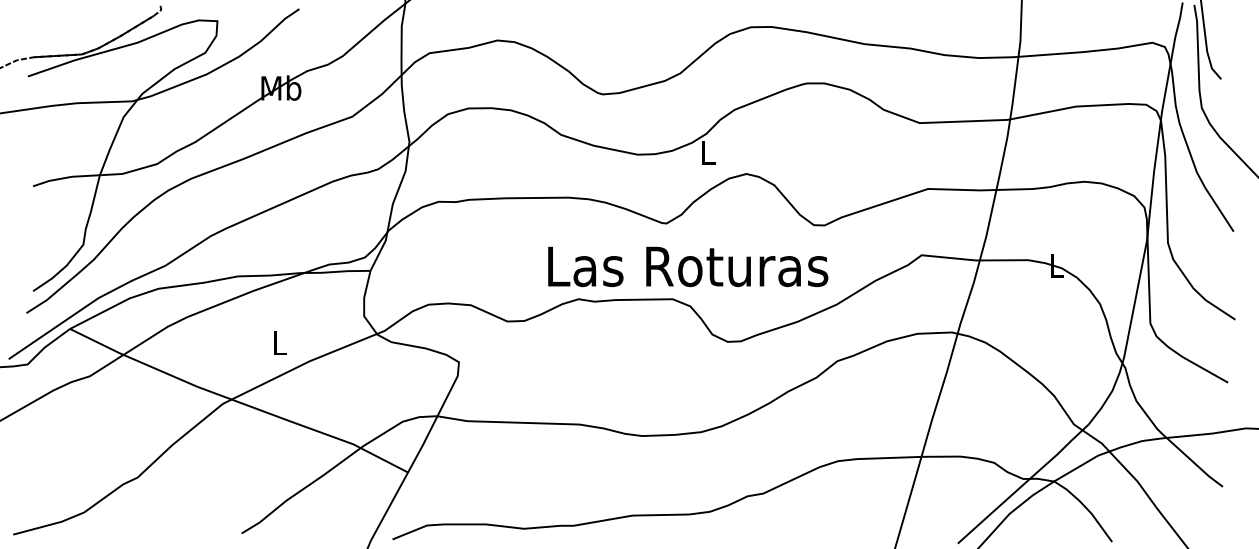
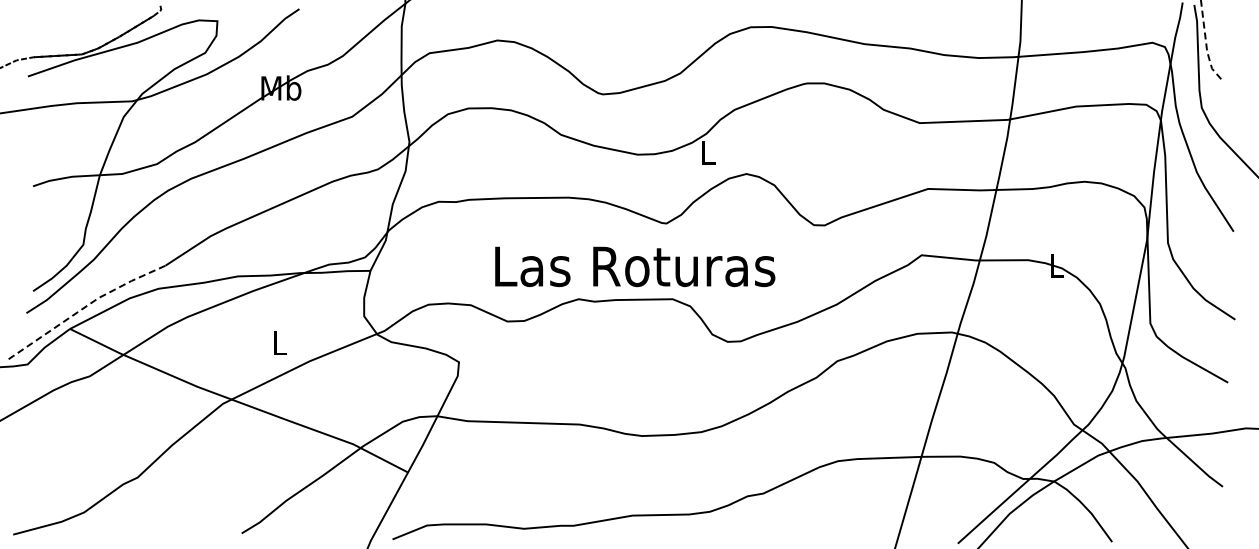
line: solid -> dashed (1206, 43)
text position: (688, 266) -> (635, 266) (635, 266)
line: solid -> dashed (86, 306)
